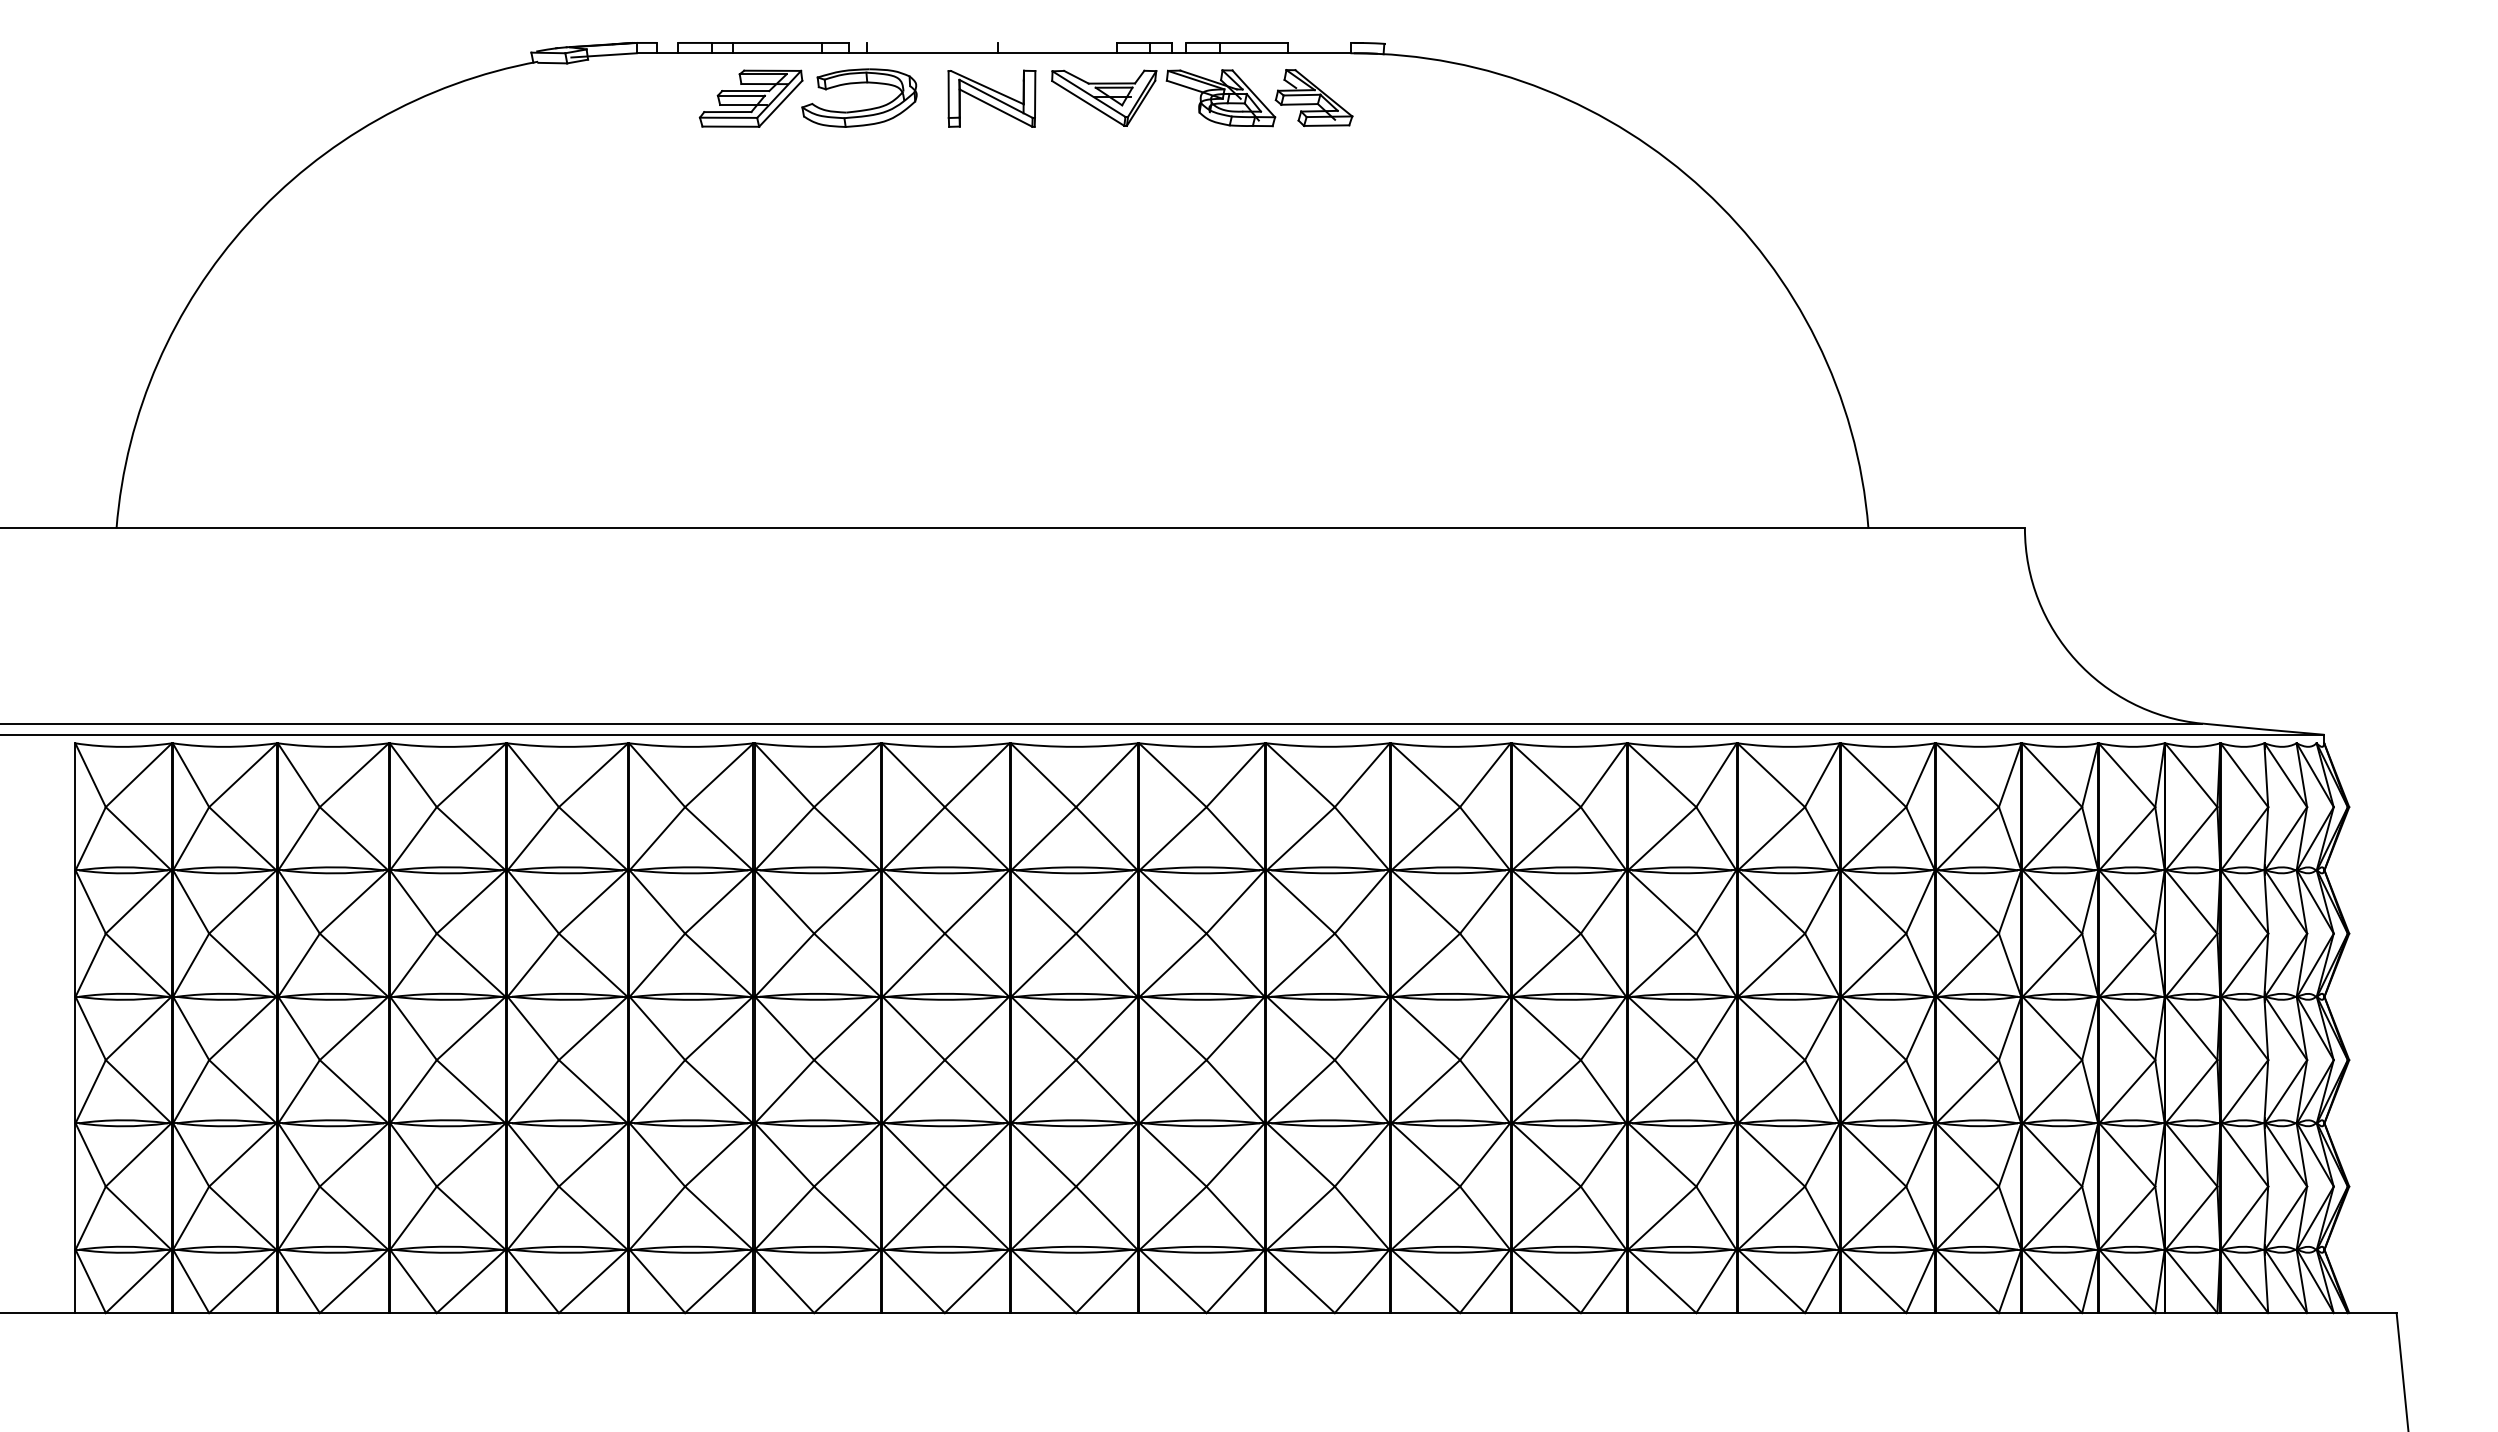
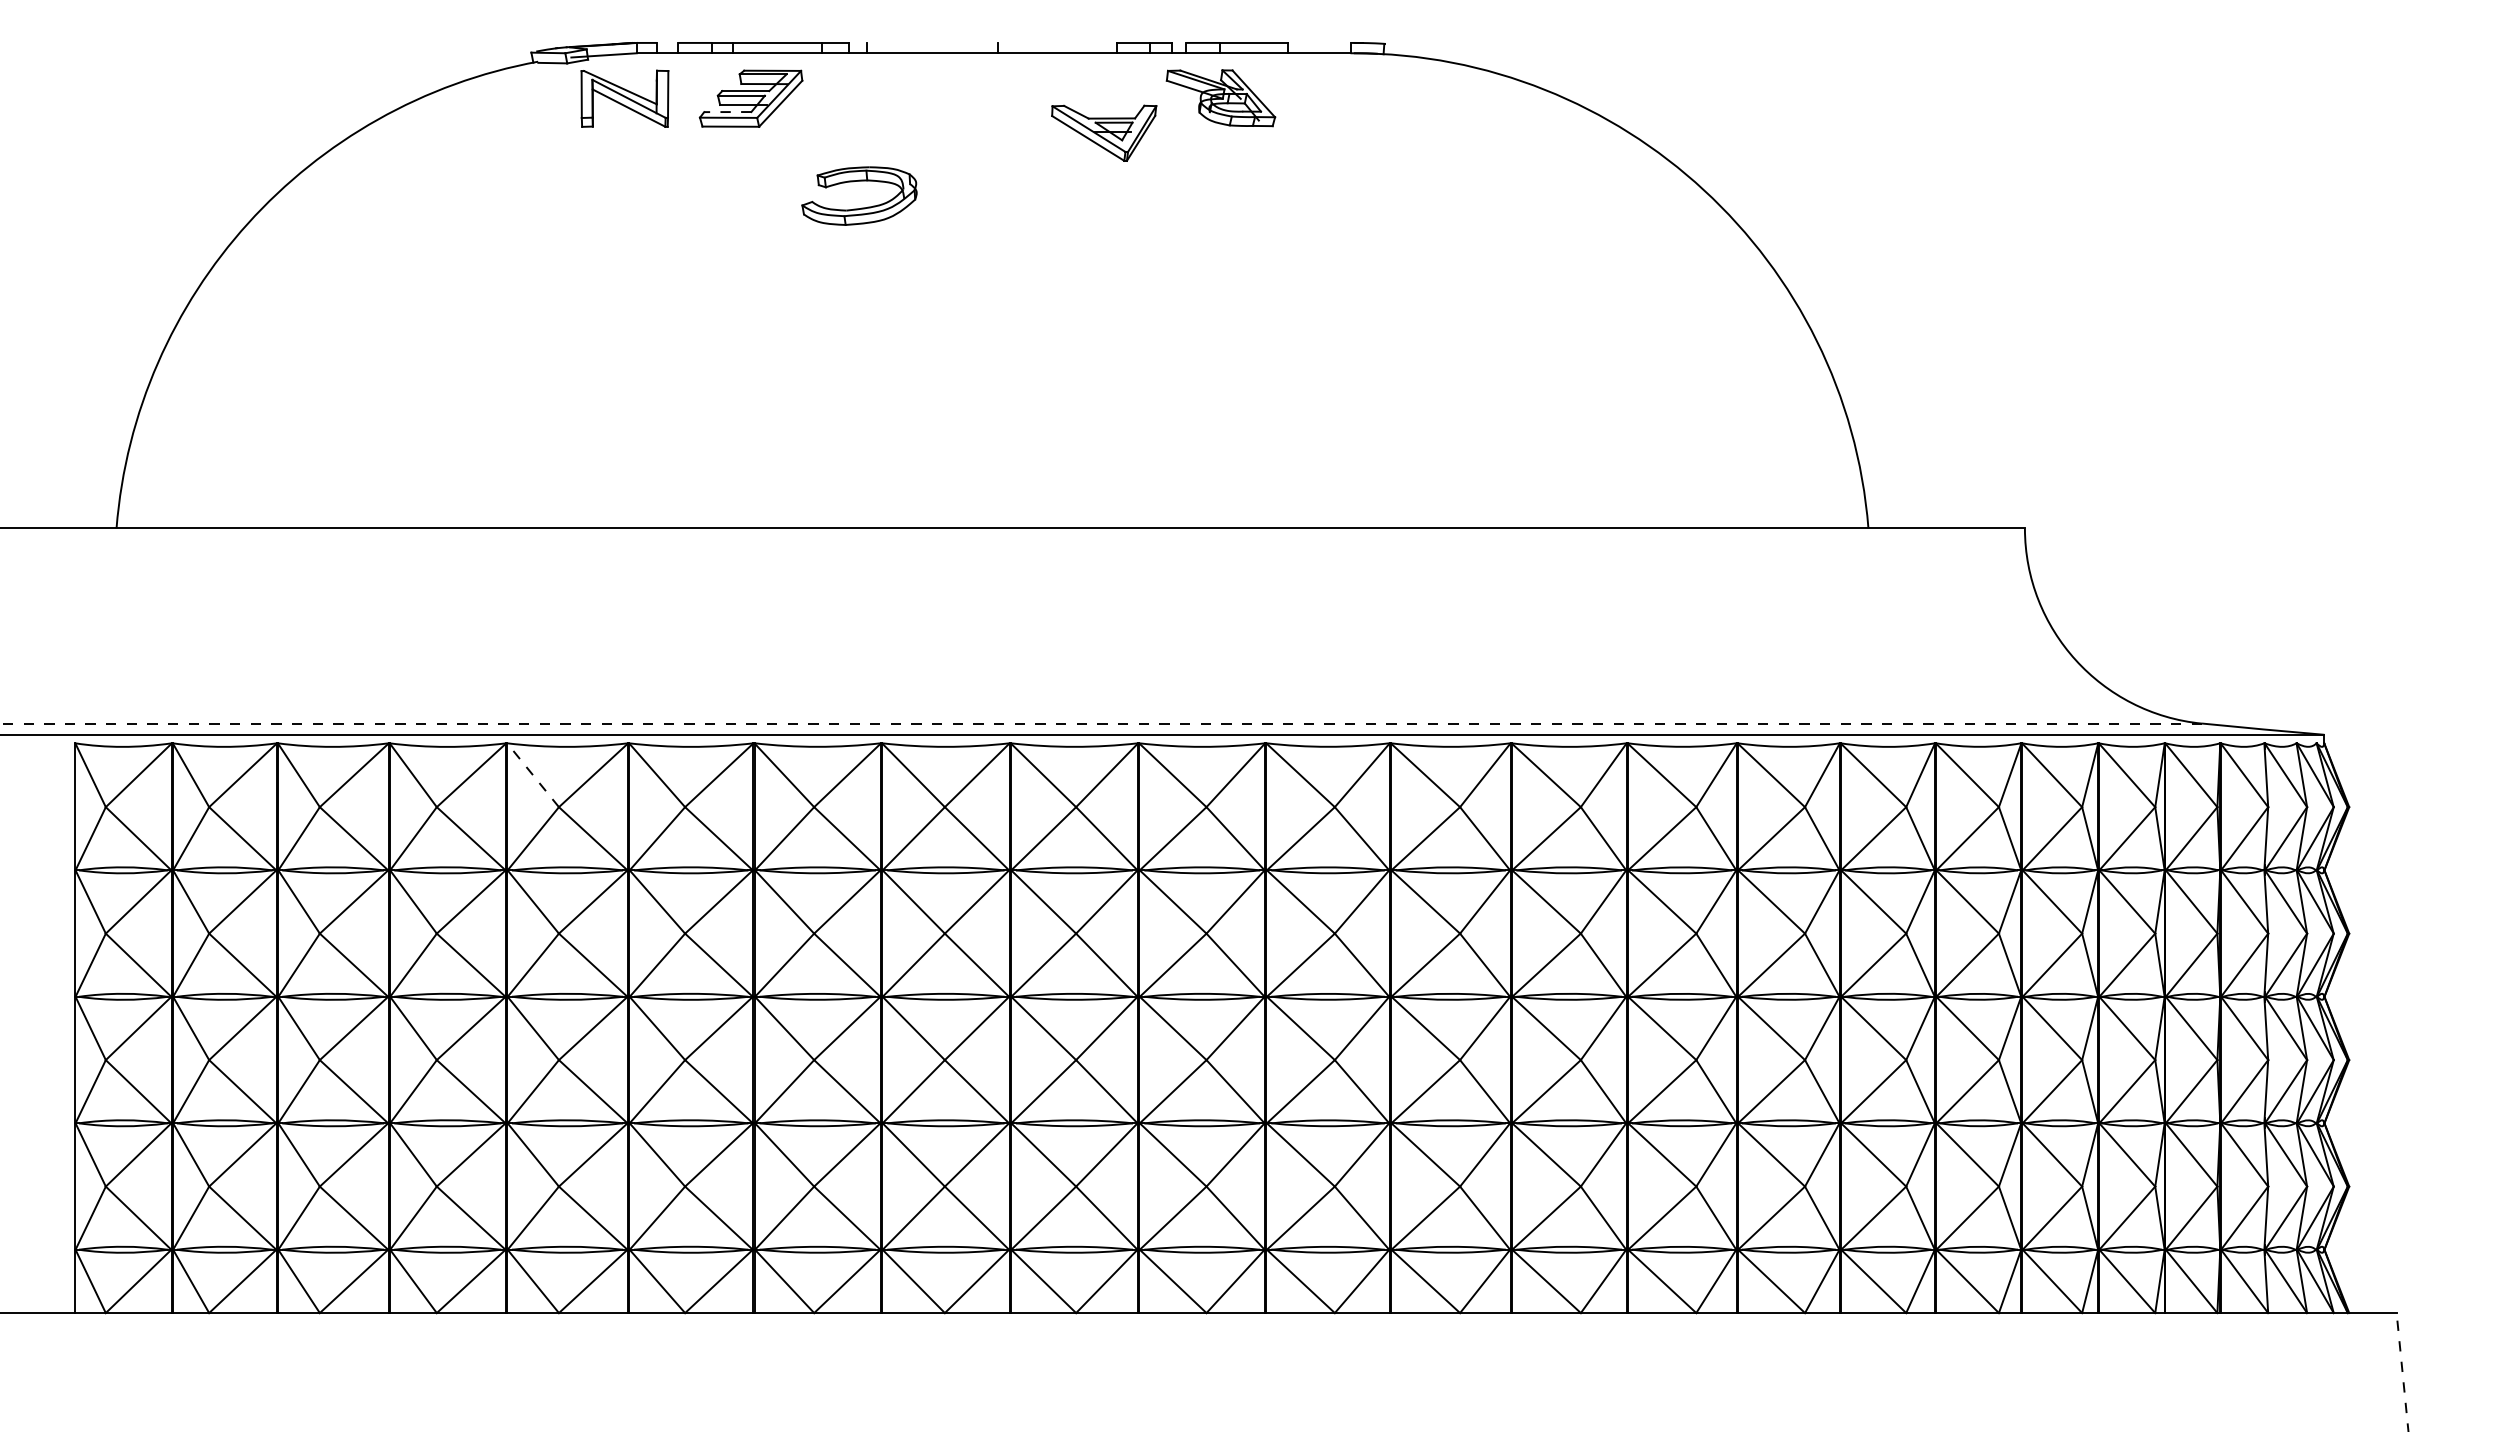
part position: (1104, 97) -> (1104, 132) (1104, 132)
part: present -> none (1313, 97)
part position: (991, 98) -> (624, 98) (624, 98)
part position: (861, 109) -> (861, 207) (861, 207)
line: solid -> dashed (727, 112)
line: solid -> dashed (1101, 723)
line: solid -> dashed (532, 774)
line: solid -> dashed (2402, 1371)
